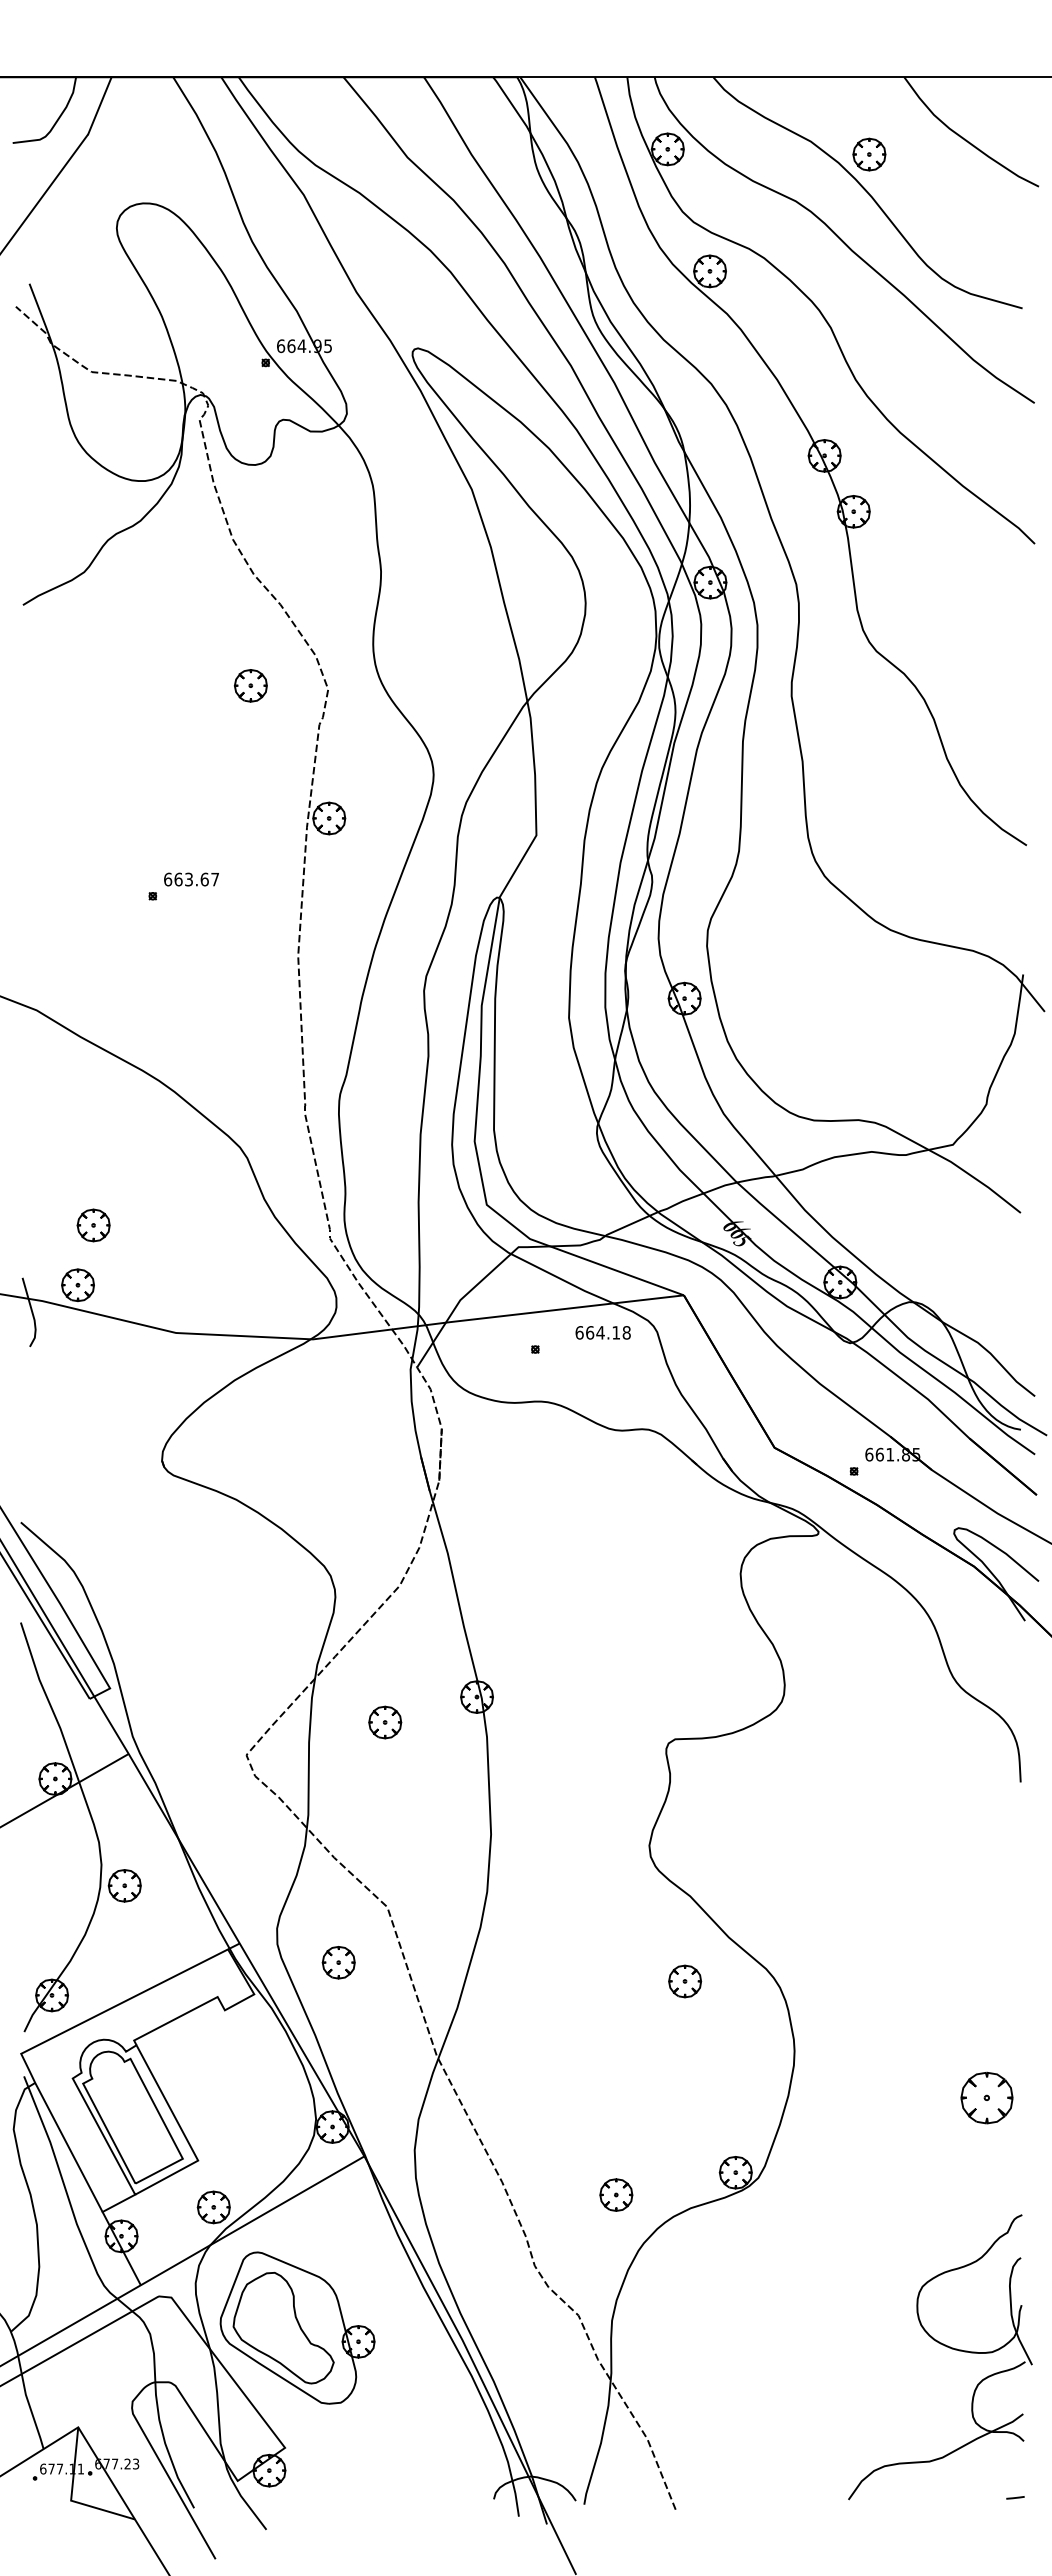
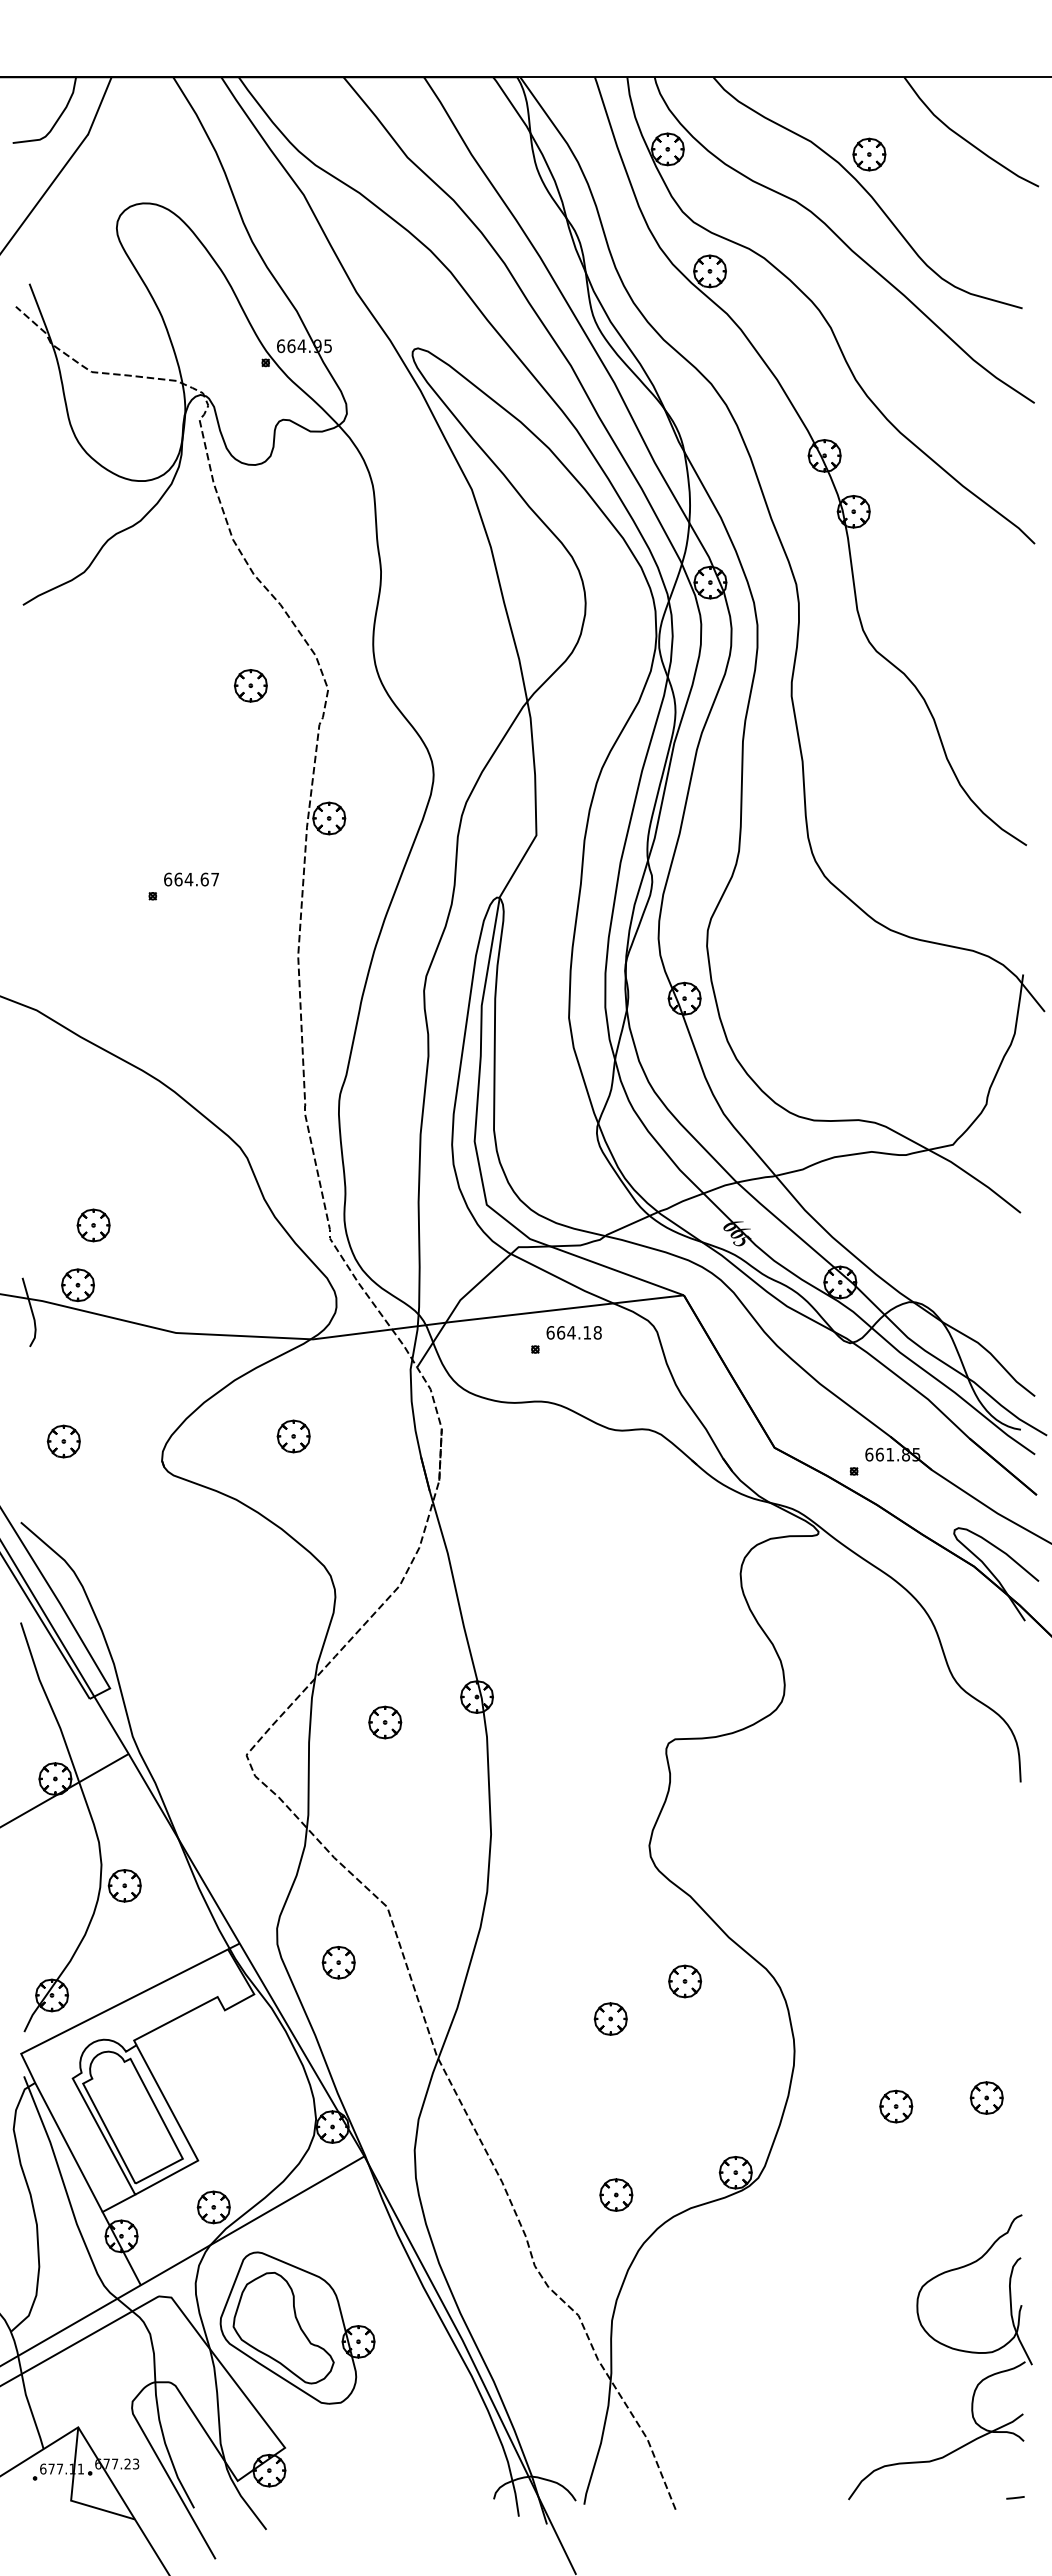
text: 663.67 -> 664.67 (188, 879)
text position: (602, 1332) -> (573, 1332) (573, 1332)
part: none -> present (293, 1436)
part: none -> present (63, 1441)
part: none -> present (610, 2018)
part size: 54x54 px -> 35x34 px (986, 2097)
part: none -> present (896, 2106)
